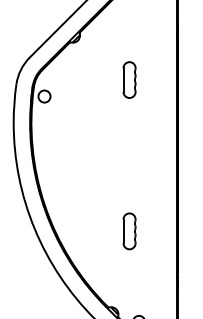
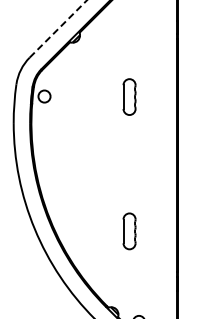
line: solid -> dashed (58, 28)
part position: (129, 79) -> (129, 96) (129, 96)
